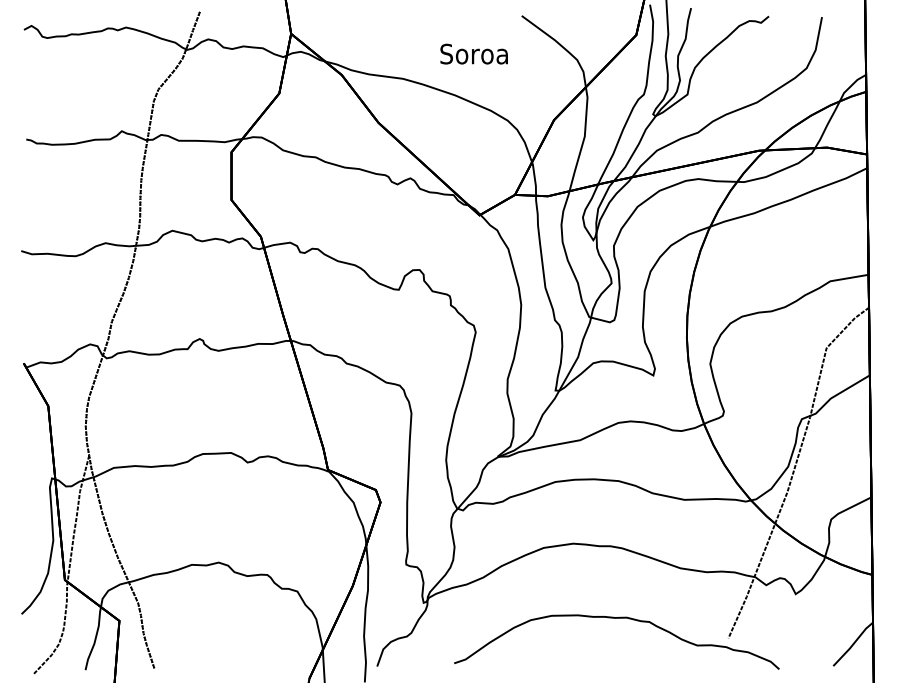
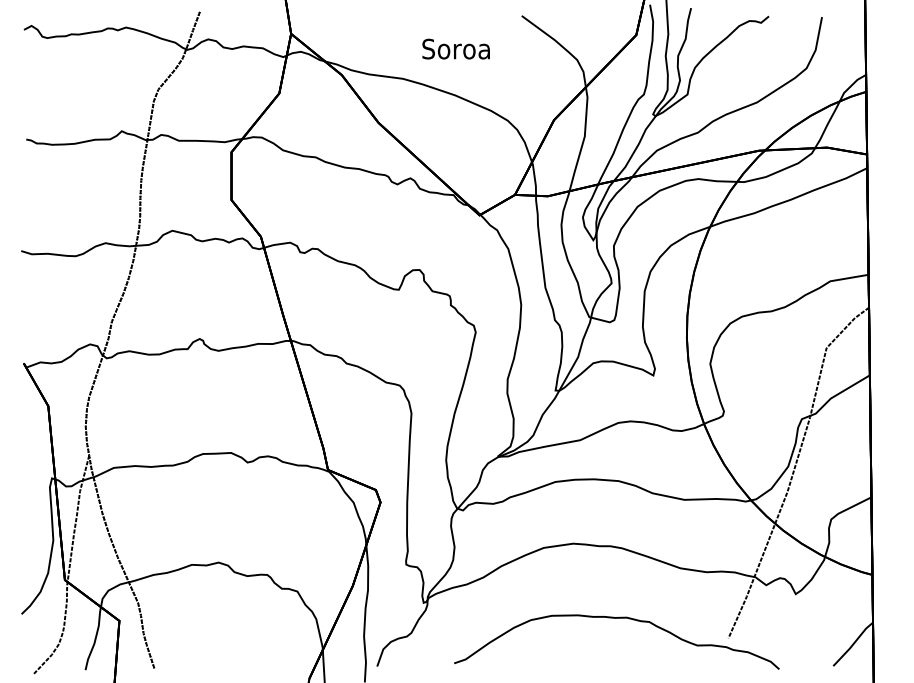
text position: (473, 53) -> (455, 48) (455, 48)
